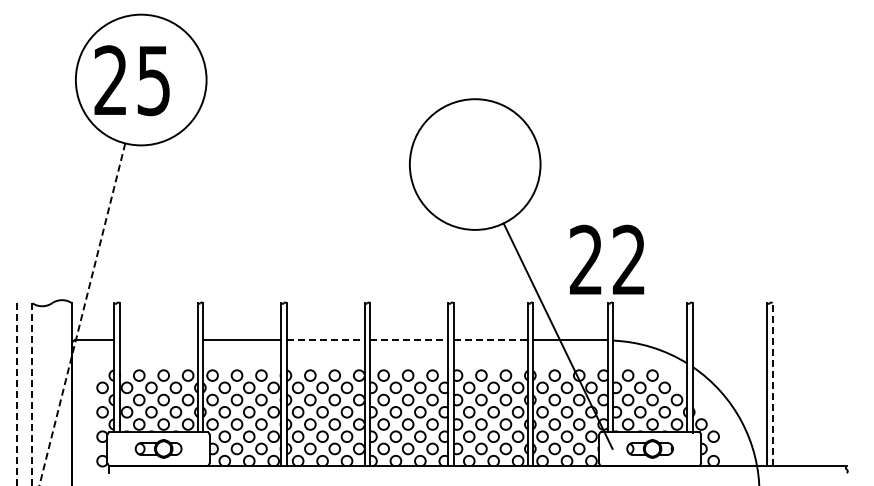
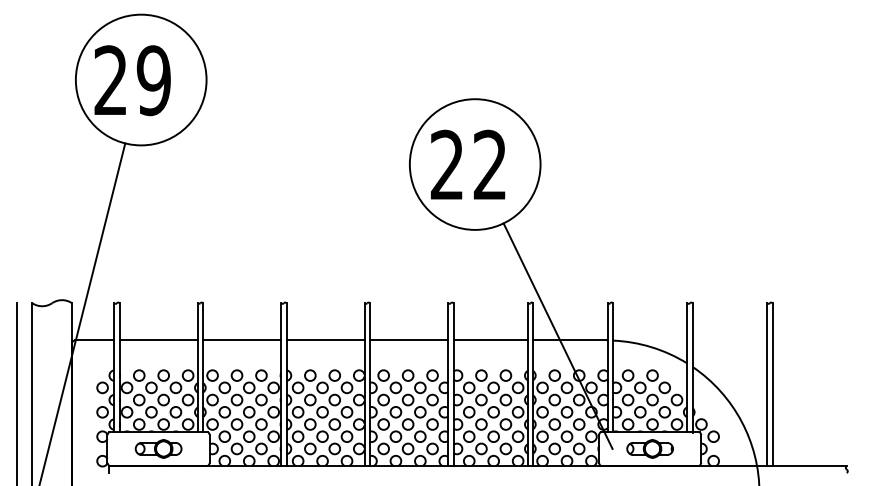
text: 25 -> 29 (153, 80)
text position: (607, 259) -> (468, 164) (468, 164)
line: dashed -> solid (82, 314)
line: none -> present (158, 340)
line: dashed -> solid (325, 340)
line: dashed -> solid (409, 340)
line: dashed -> solid (491, 340)
line: dashed -> solid (772, 384)
line: dashed -> solid (17, 394)
line: dashed -> solid (32, 394)
